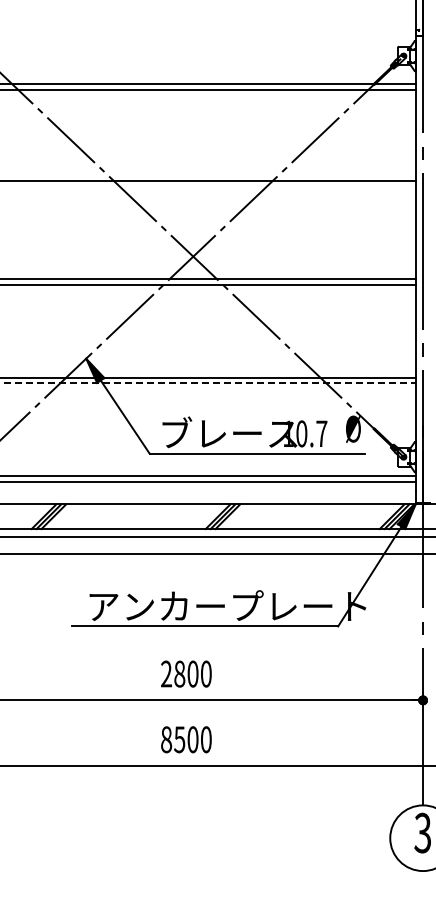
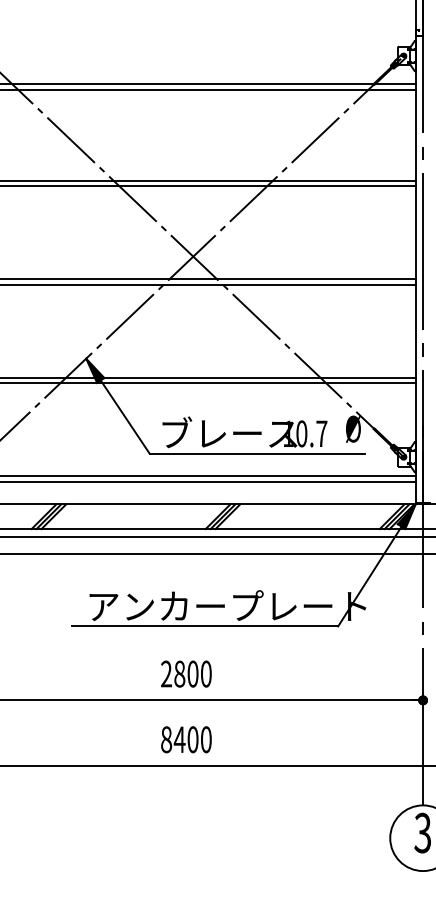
line: none -> present (209, 186)
line: dashed -> solid (208, 383)
text: 8500 -> 8400 (179, 739)
